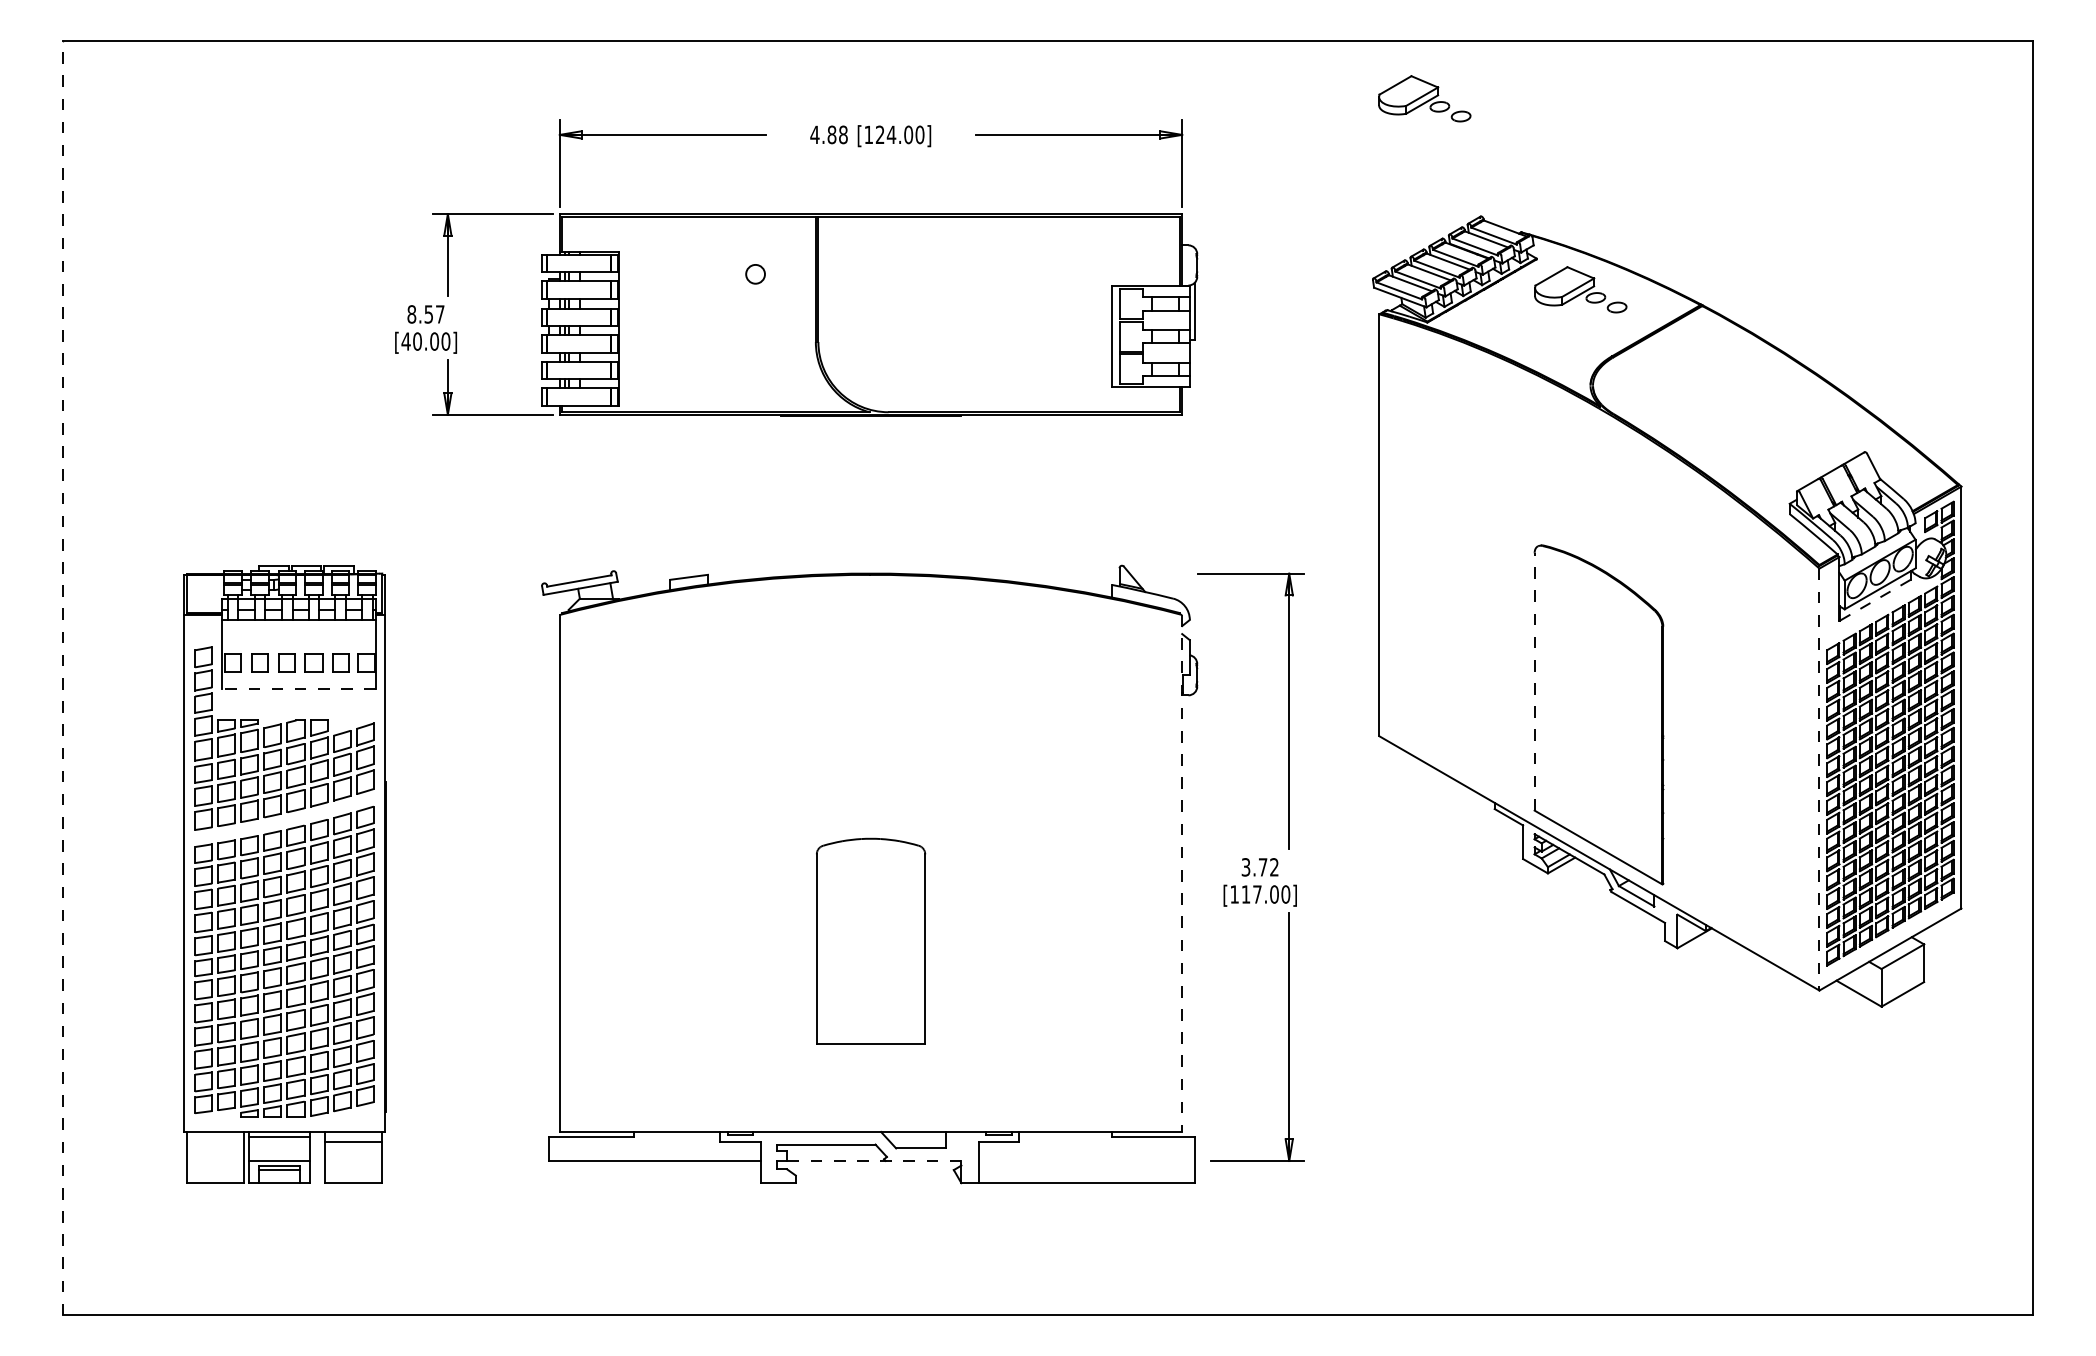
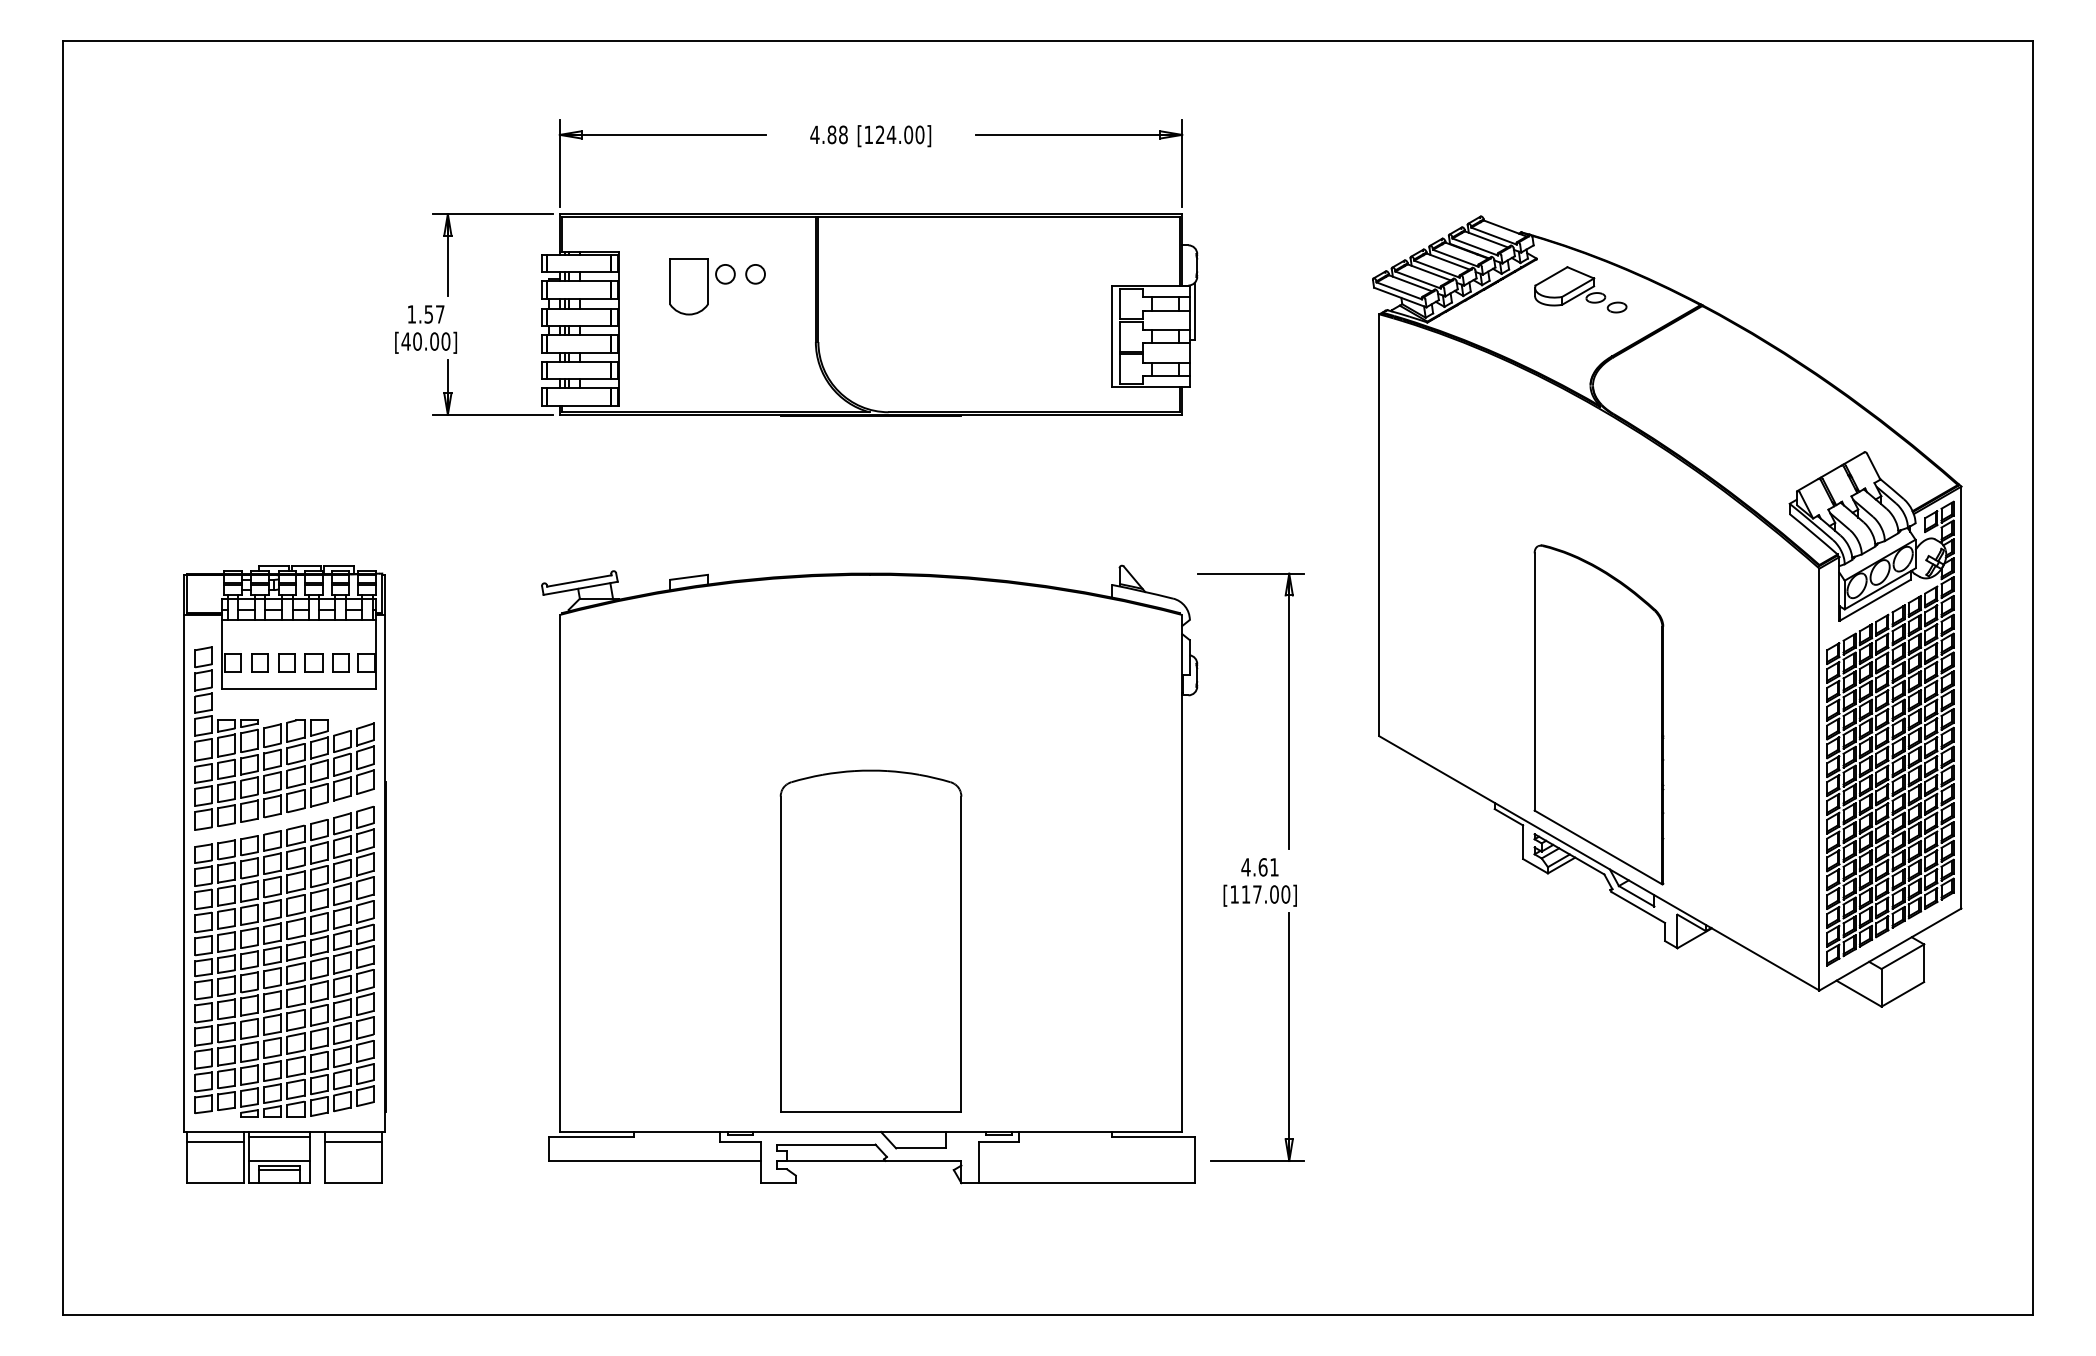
part: present -> none (1424, 98)
part: none -> present (702, 286)
text: 8.57 -> 1.57 (411, 314)
line: dashed -> solid (1875, 600)
line: dashed -> solid (62, 677)
line: dashed -> solid (1534, 681)
line: dashed -> solid (298, 689)
line: dashed -> solid (1819, 779)
text: 3.72 -> 4.61 (1259, 867)
line: dashed -> solid (1182, 874)
part size: 111x208 px -> 184x344 px (870, 940)
line: none -> present (215, 1142)
line: dashed -> solid (868, 1160)
